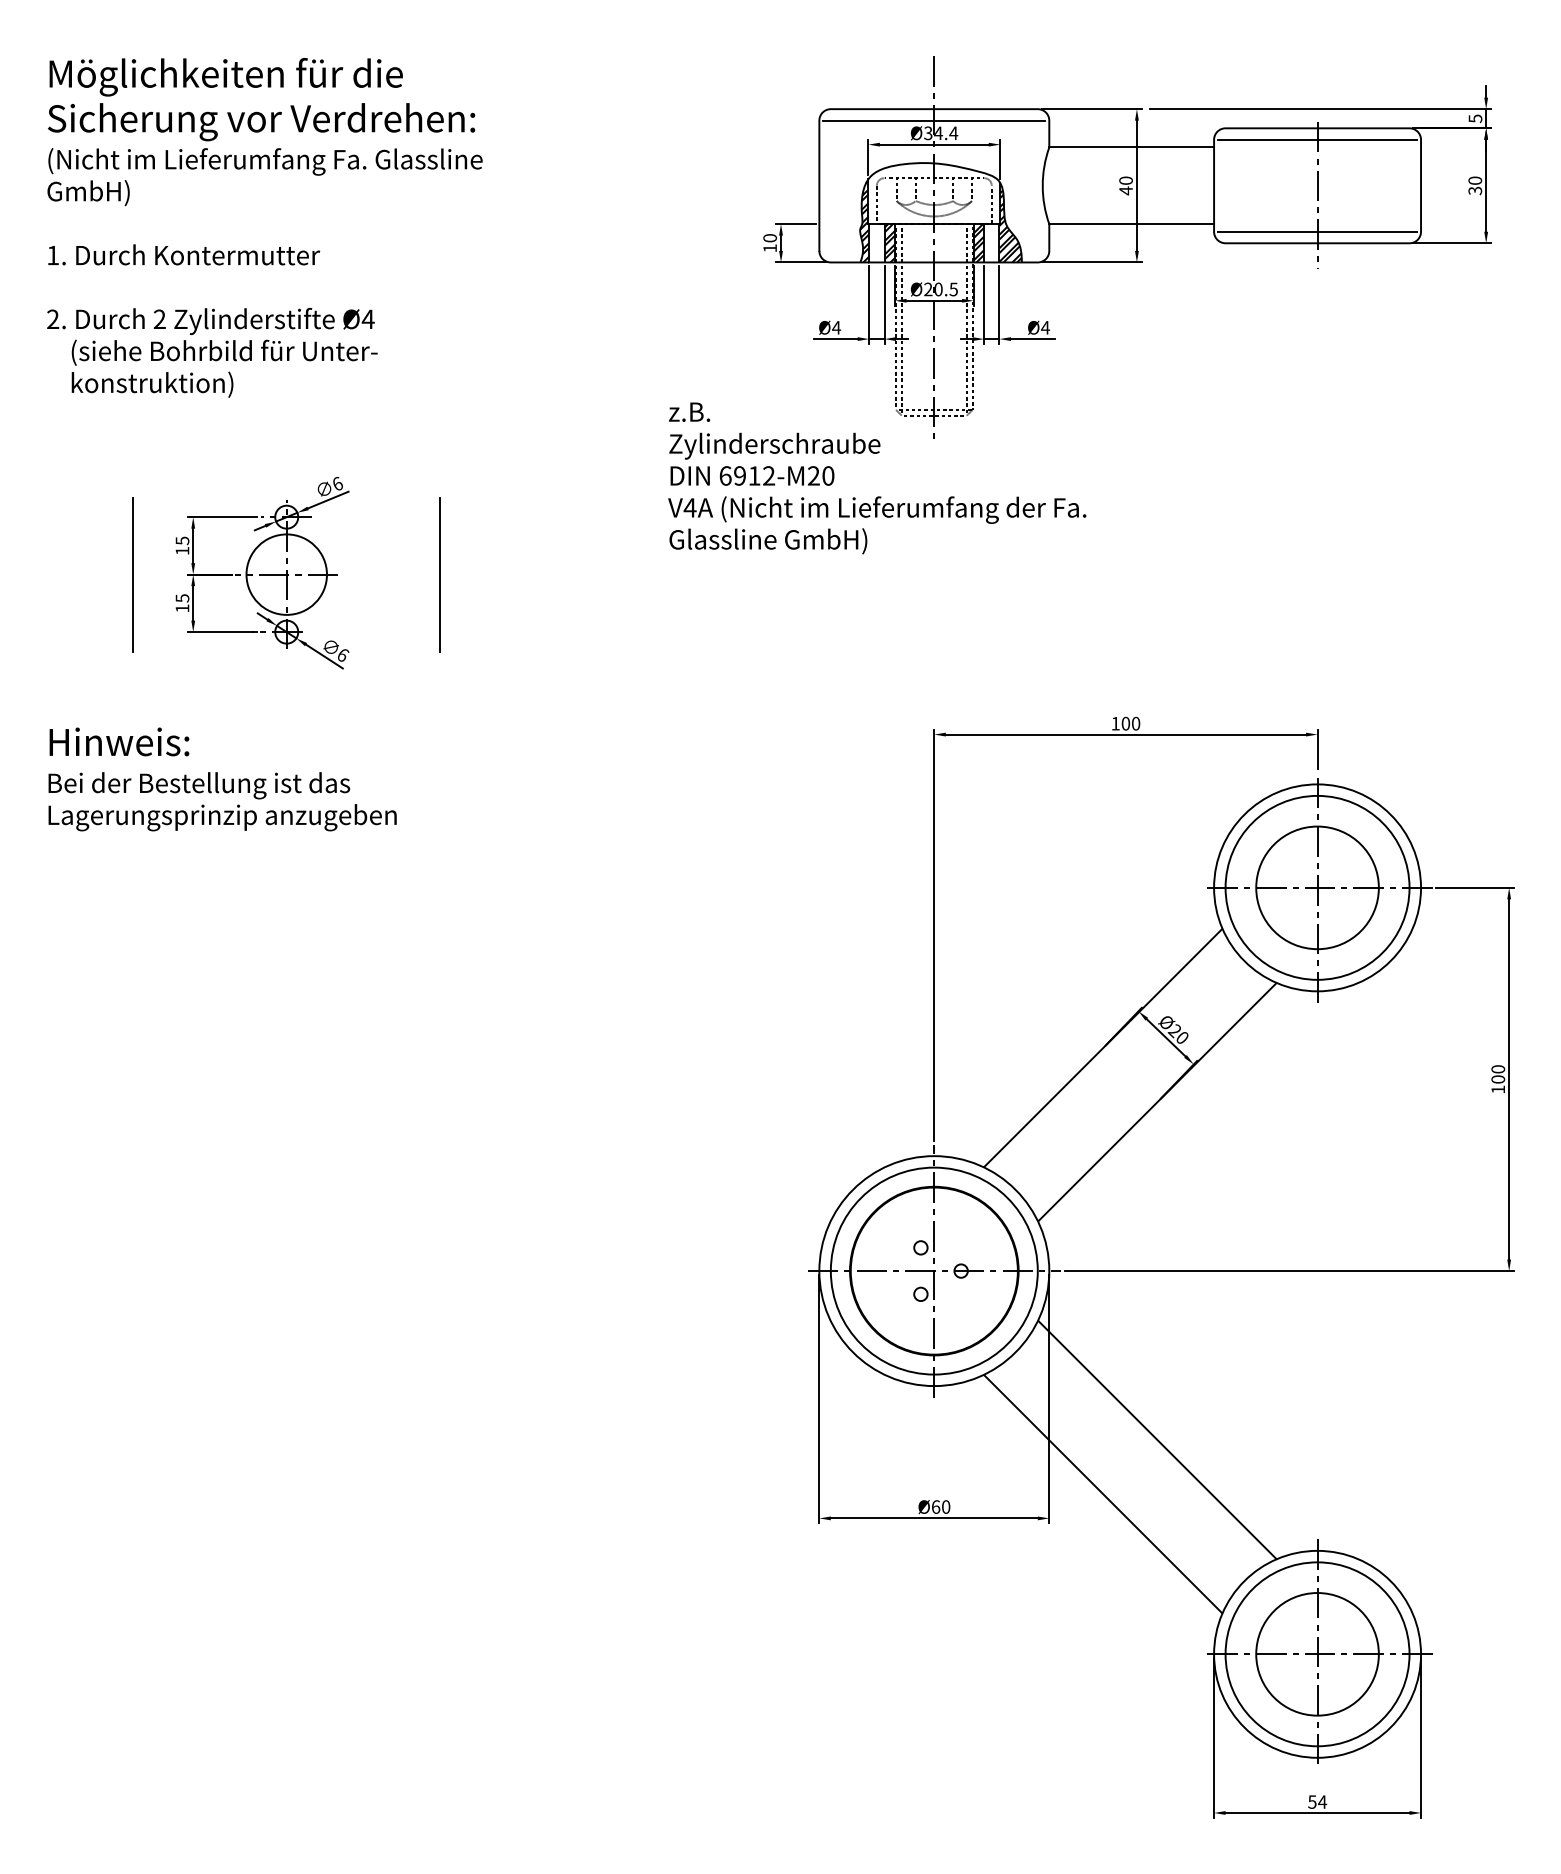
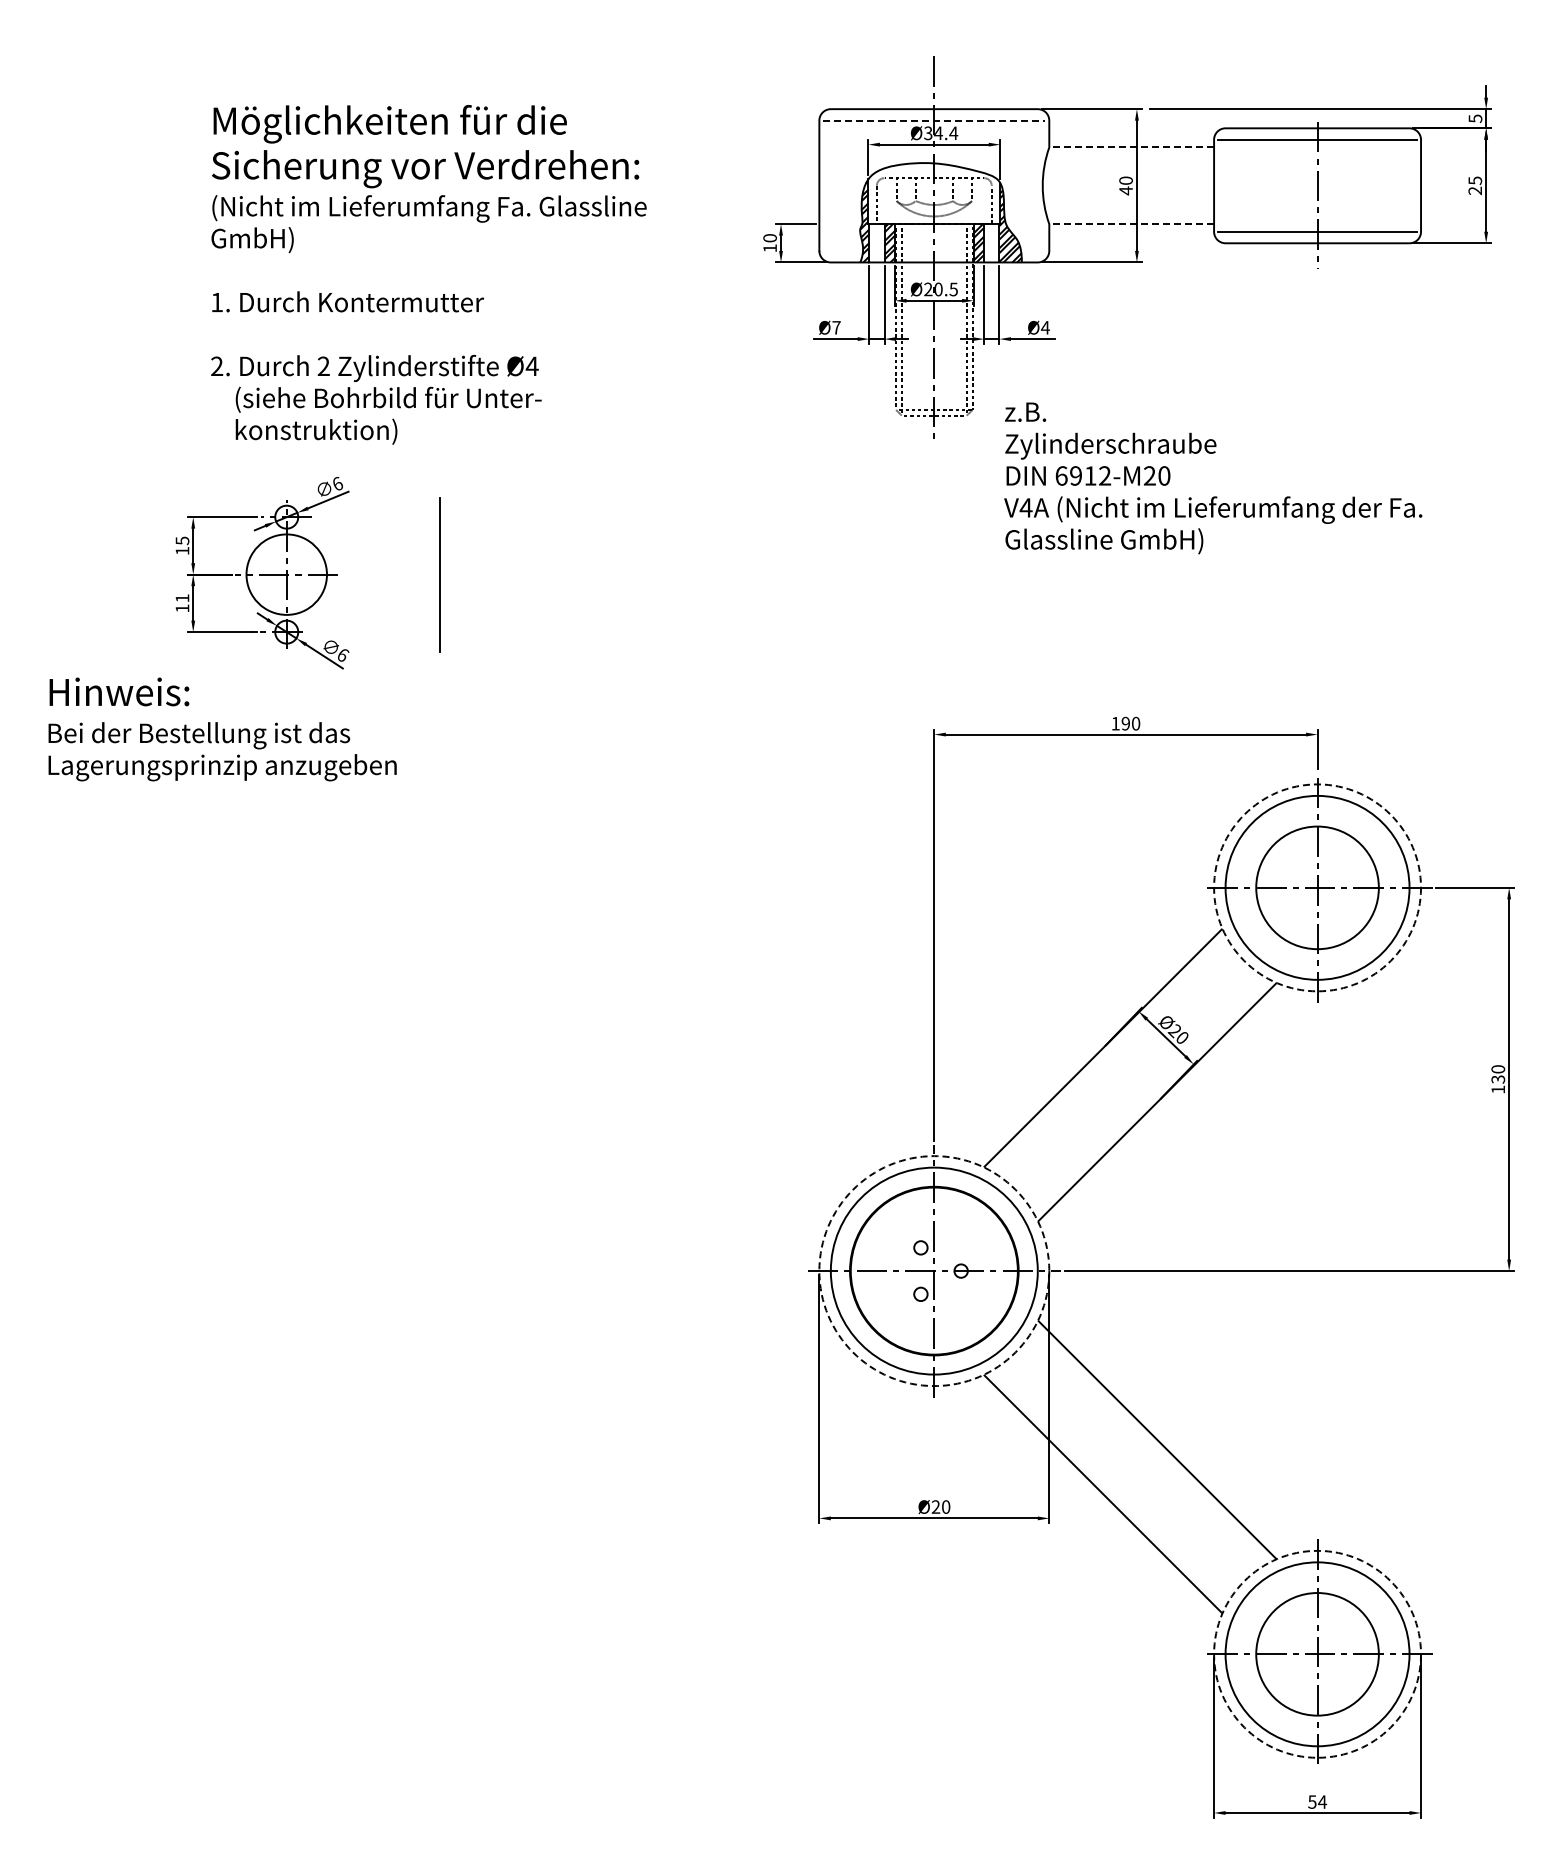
line: solid -> dashed (934, 120)
line: solid -> dashed (1131, 147)
text: 30 -> 25 (1475, 185)
line: solid -> dashed (1131, 224)
text position: (264, 227) -> (428, 274) (428, 274)
text: Ø4 -> Ø7 (836, 327)
text position: (877, 478) -> (1213, 478) (1213, 478)
line: present -> none (133, 574)
text: 15 -> 11 (182, 598)
text: 100 -> 190 (1125, 723)
text position: (222, 779) -> (222, 729) (222, 729)
circle: solid -> dashed (1317, 887)
text: 100 -> 130 (1497, 1079)
circle: solid -> dashed (934, 1271)
text: Ø60 -> Ø20 (935, 1506)
circle: solid -> dashed (1317, 1653)
